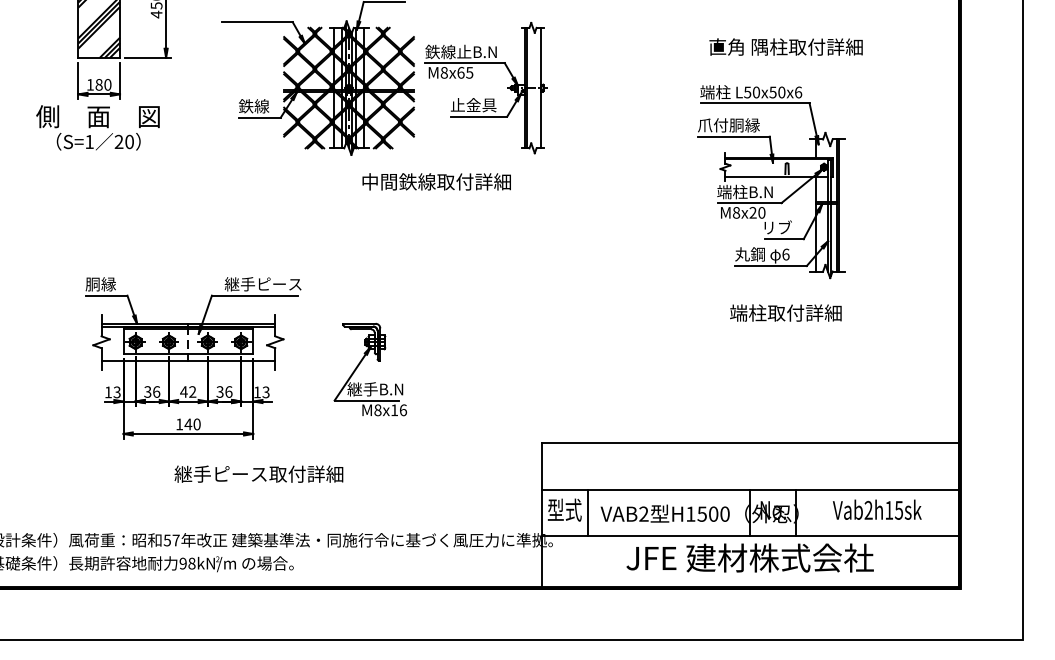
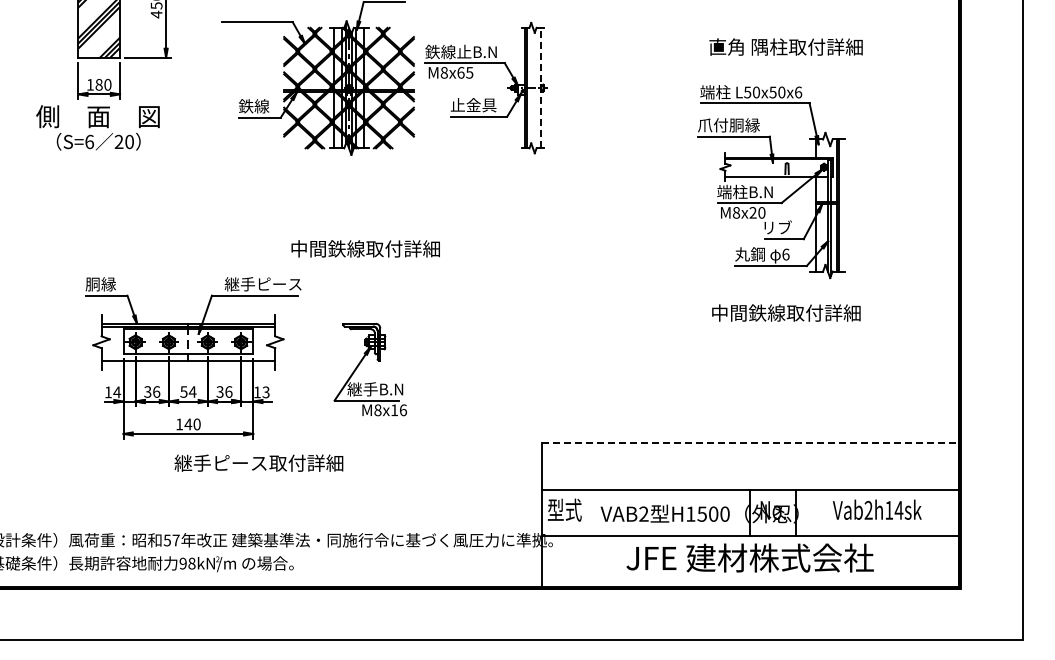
line: solid -> dashed (541, 87)
text: S=1 -> S=6 (89, 141)
text position: (436, 181) -> (365, 248) (365, 248)
text: 端柱取付詳細 -> 中間鉄線取付詳細 (786, 312)
text: 42 -> 54 (188, 391)
text: 13 -> 14 (117, 392)
line: solid -> dashed (750, 443)
text position: (258, 473) -> (258, 462) (258, 462)
text: Vab2h15sk -> Vab2h14sk (898, 510)
line: present -> none (587, 512)
